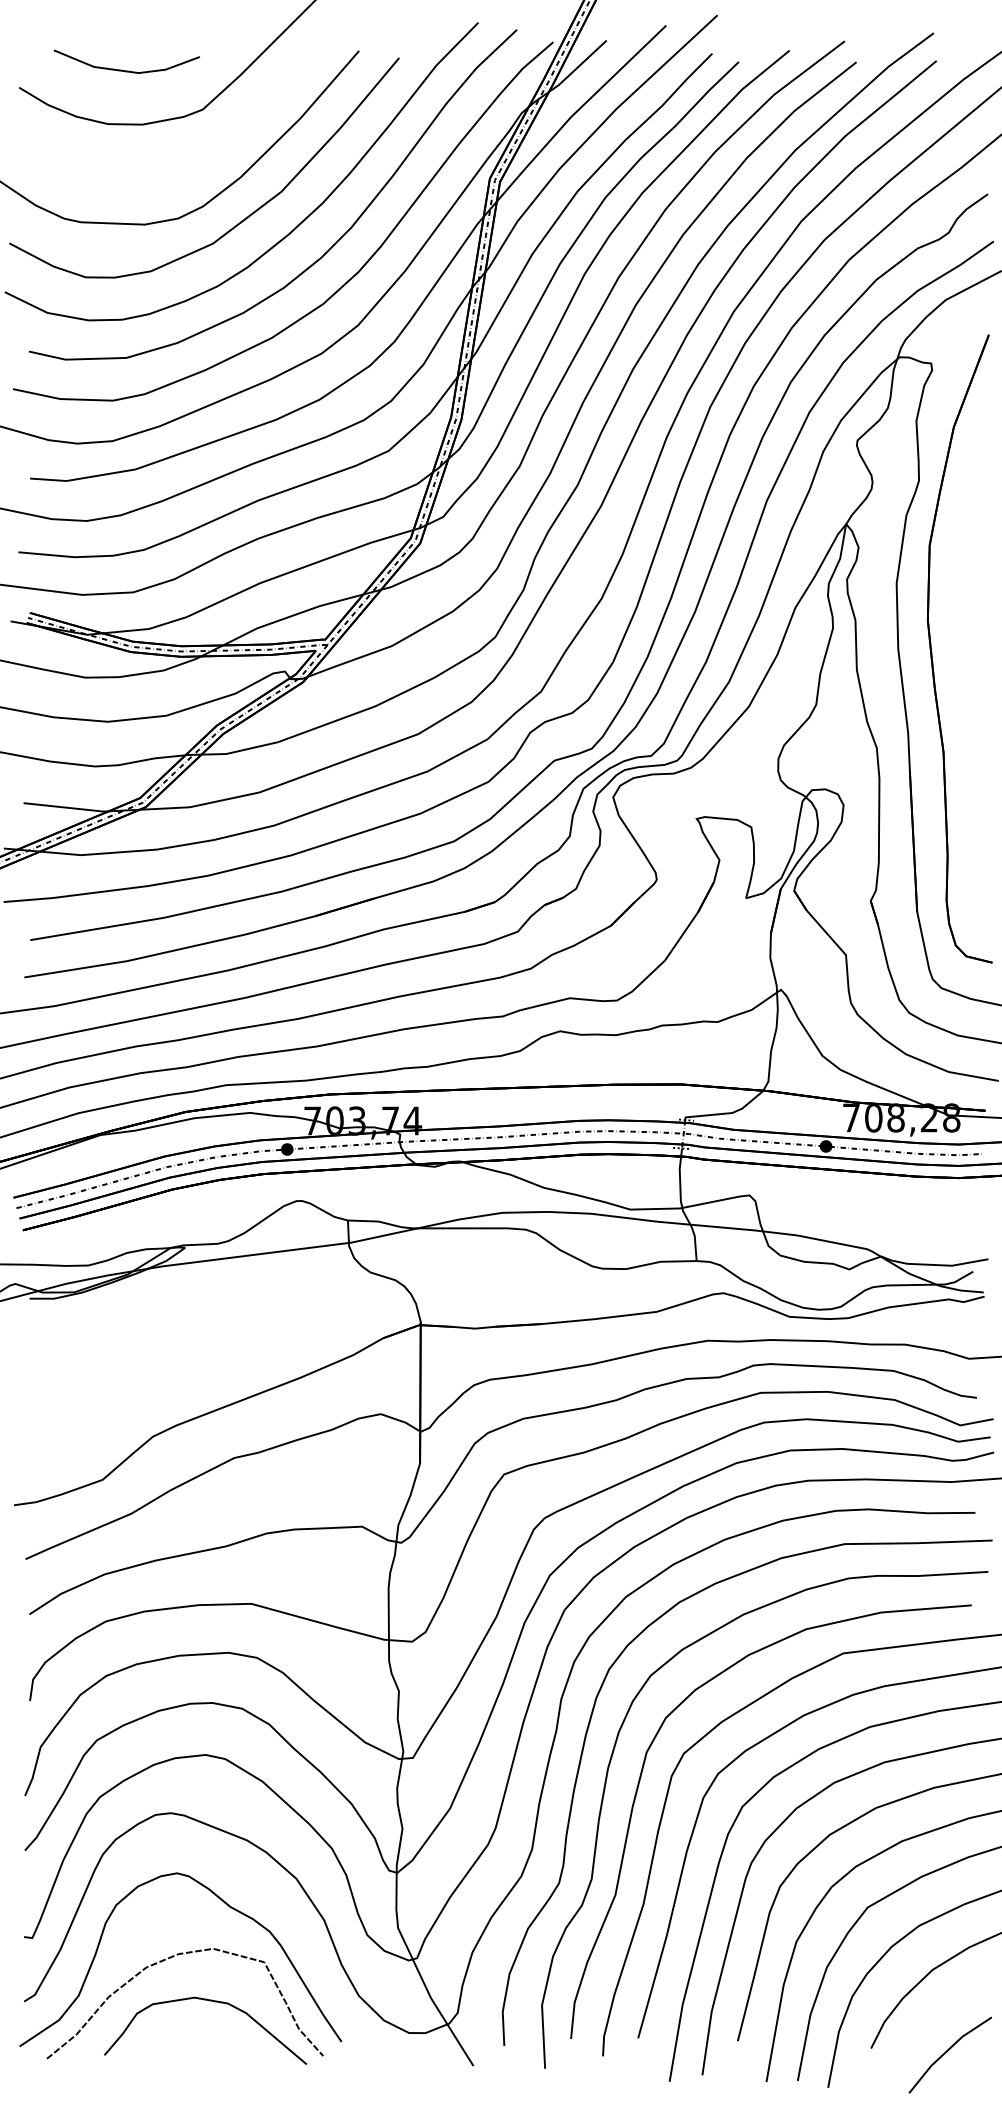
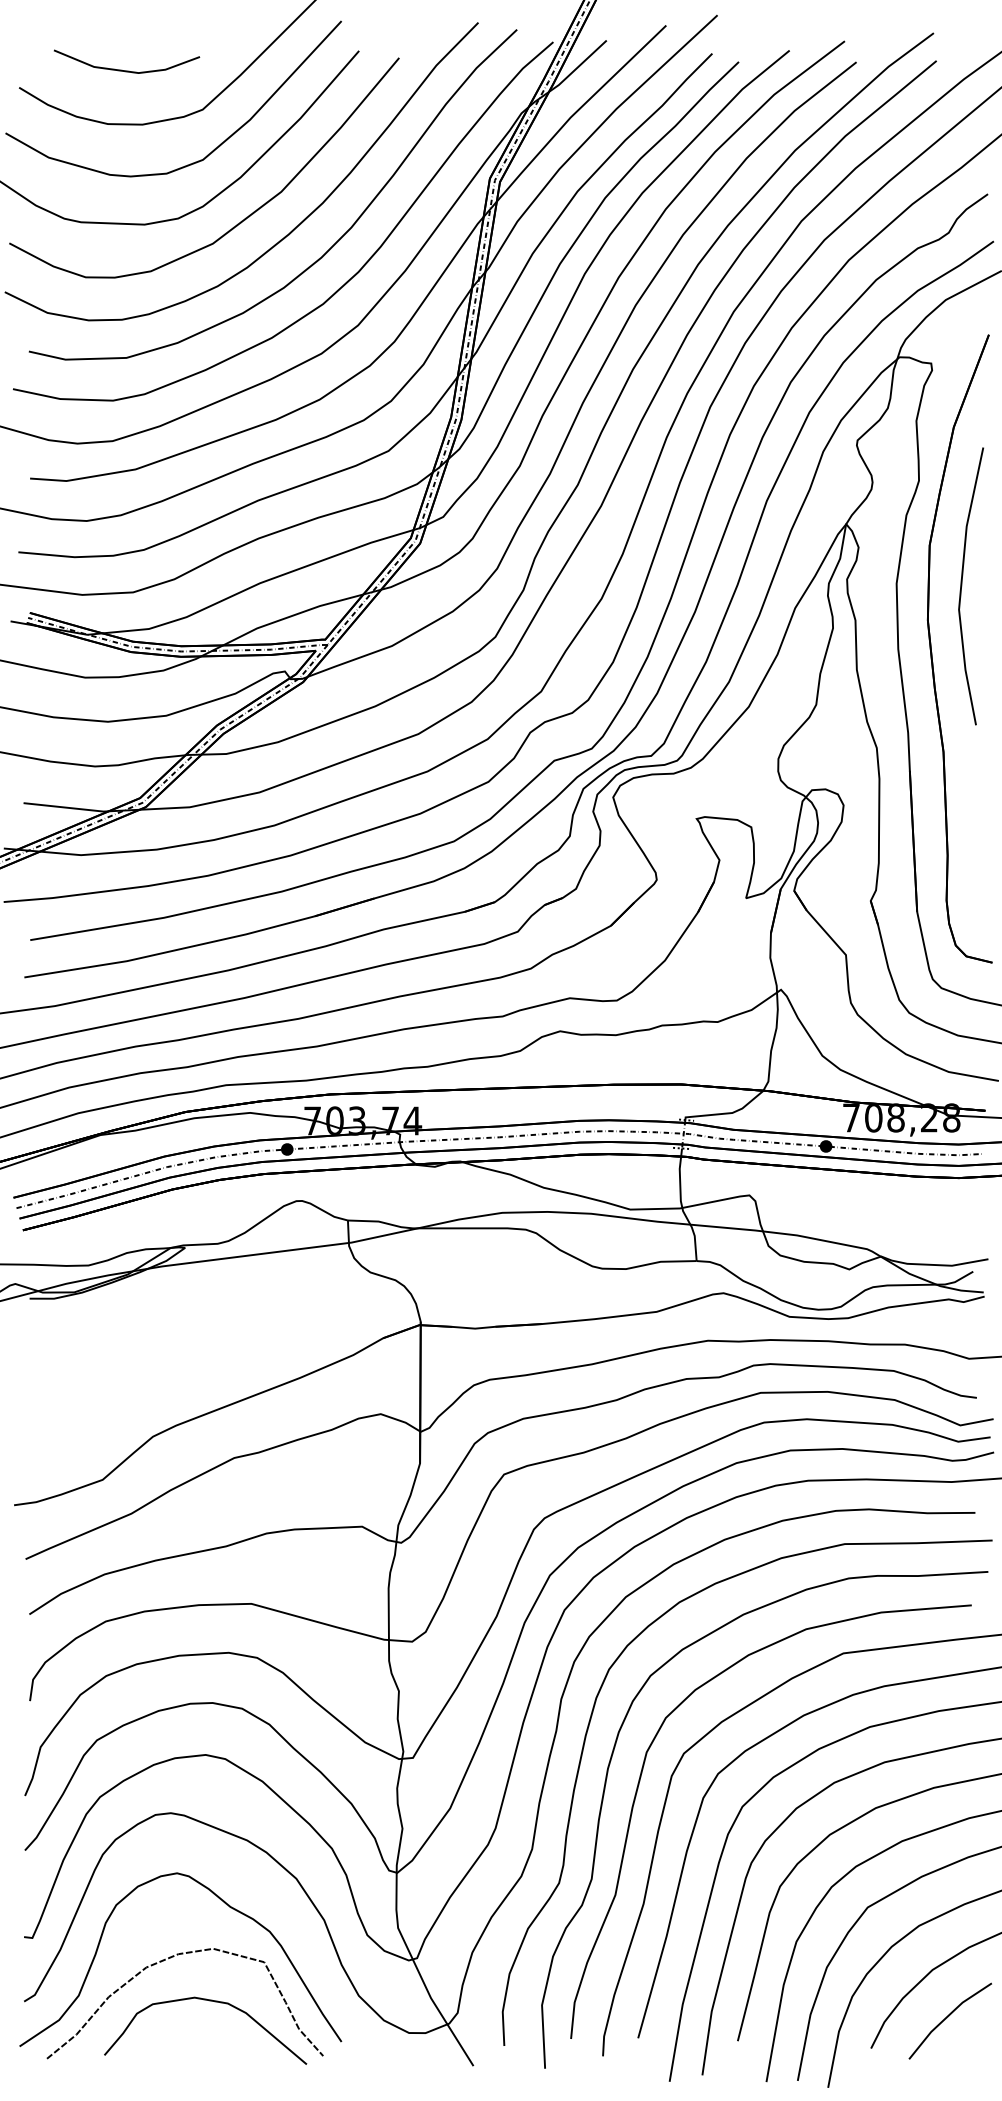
curve: none -> present (214, 148)
line: none -> present (962, 586)
line position: (947, 2052) -> (947, 2018) (947, 2018)
